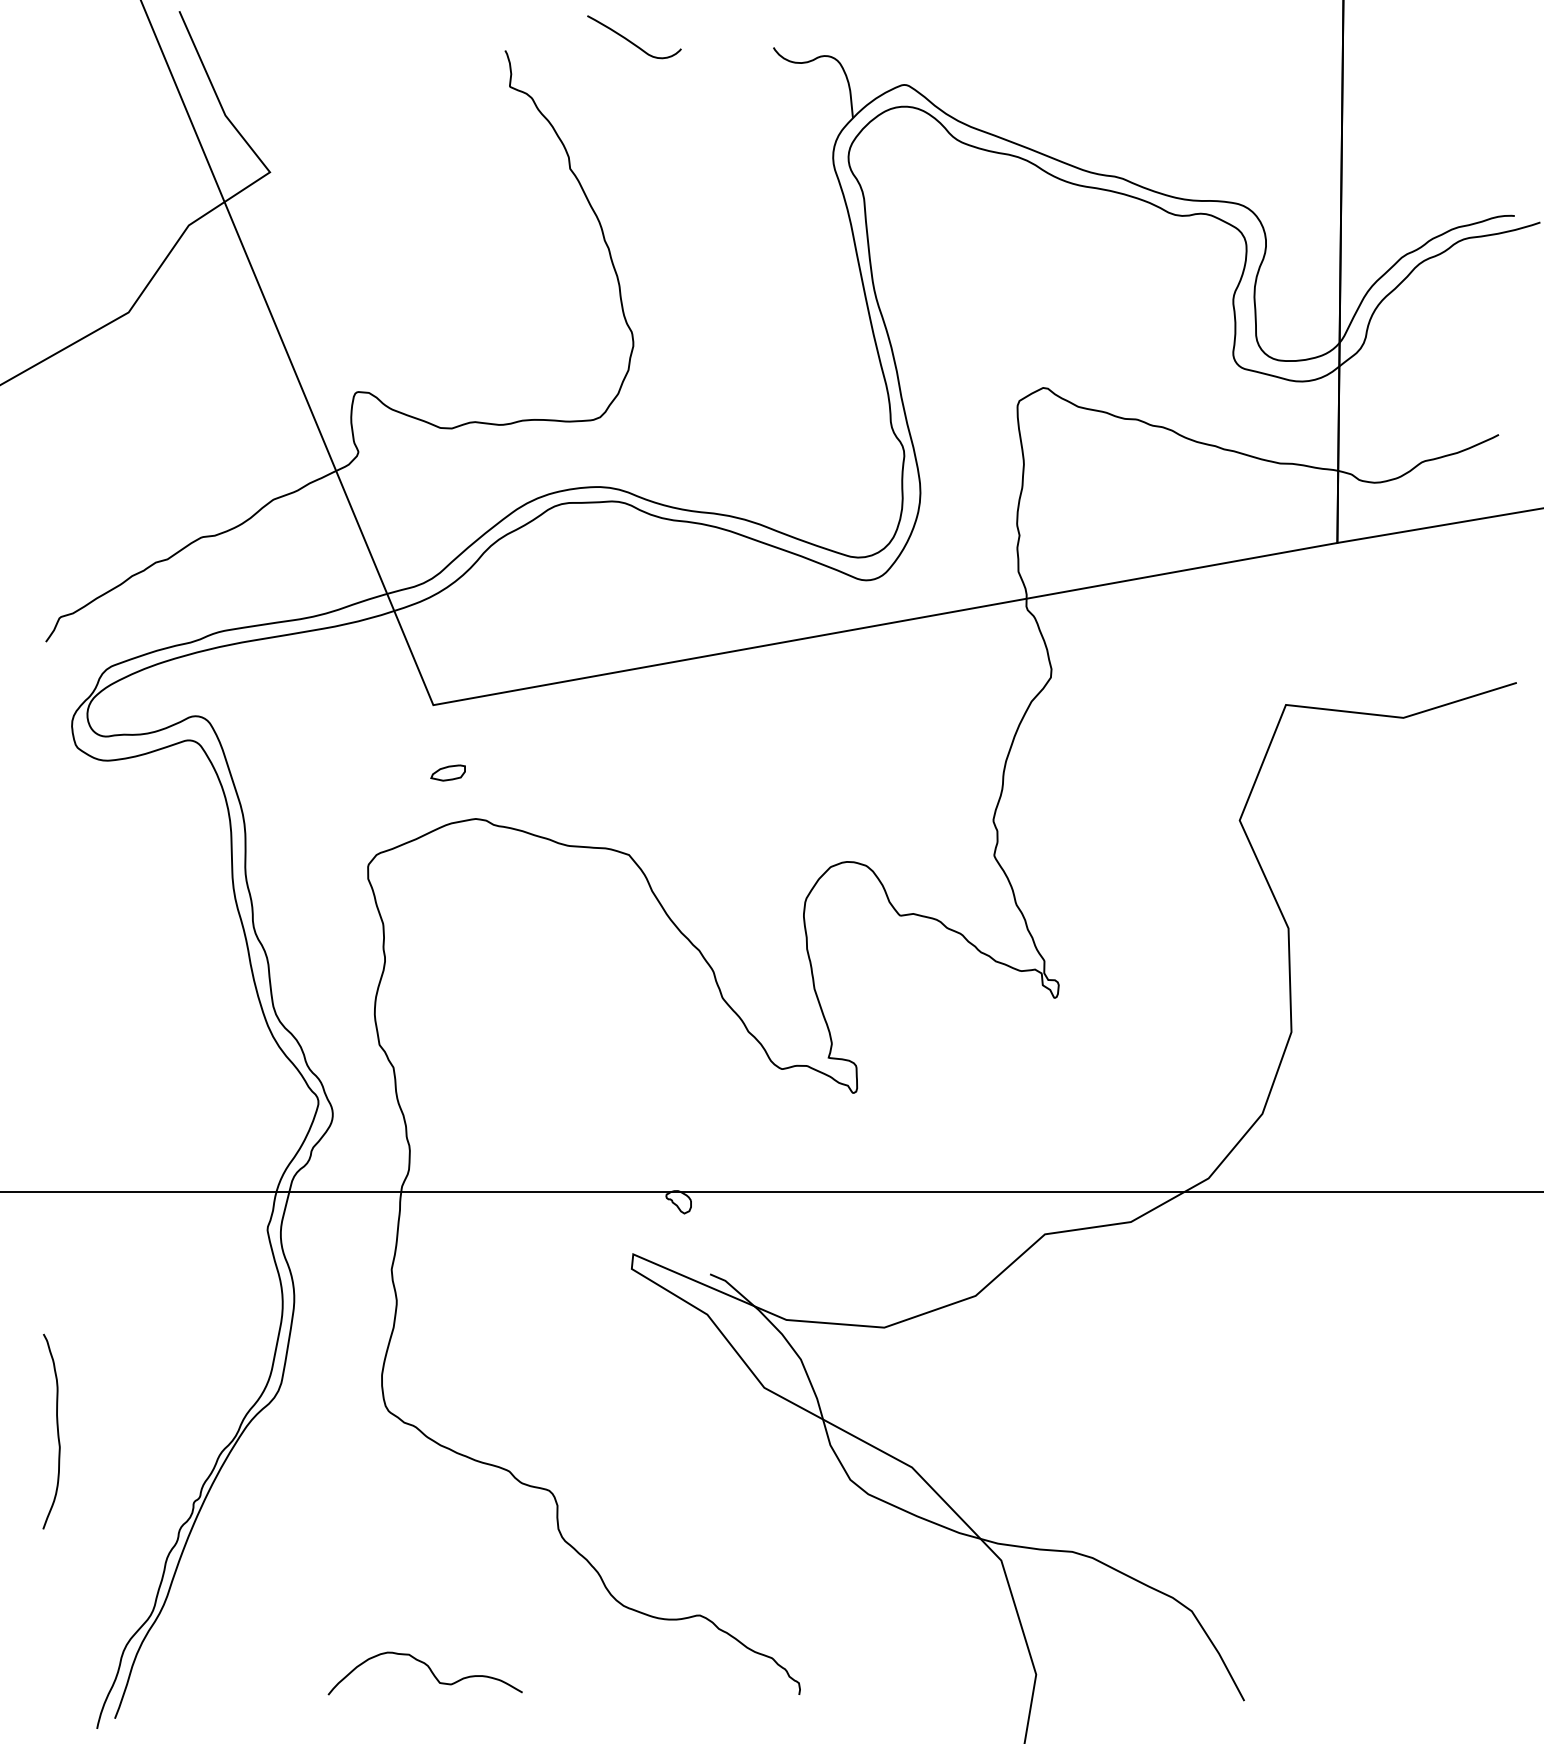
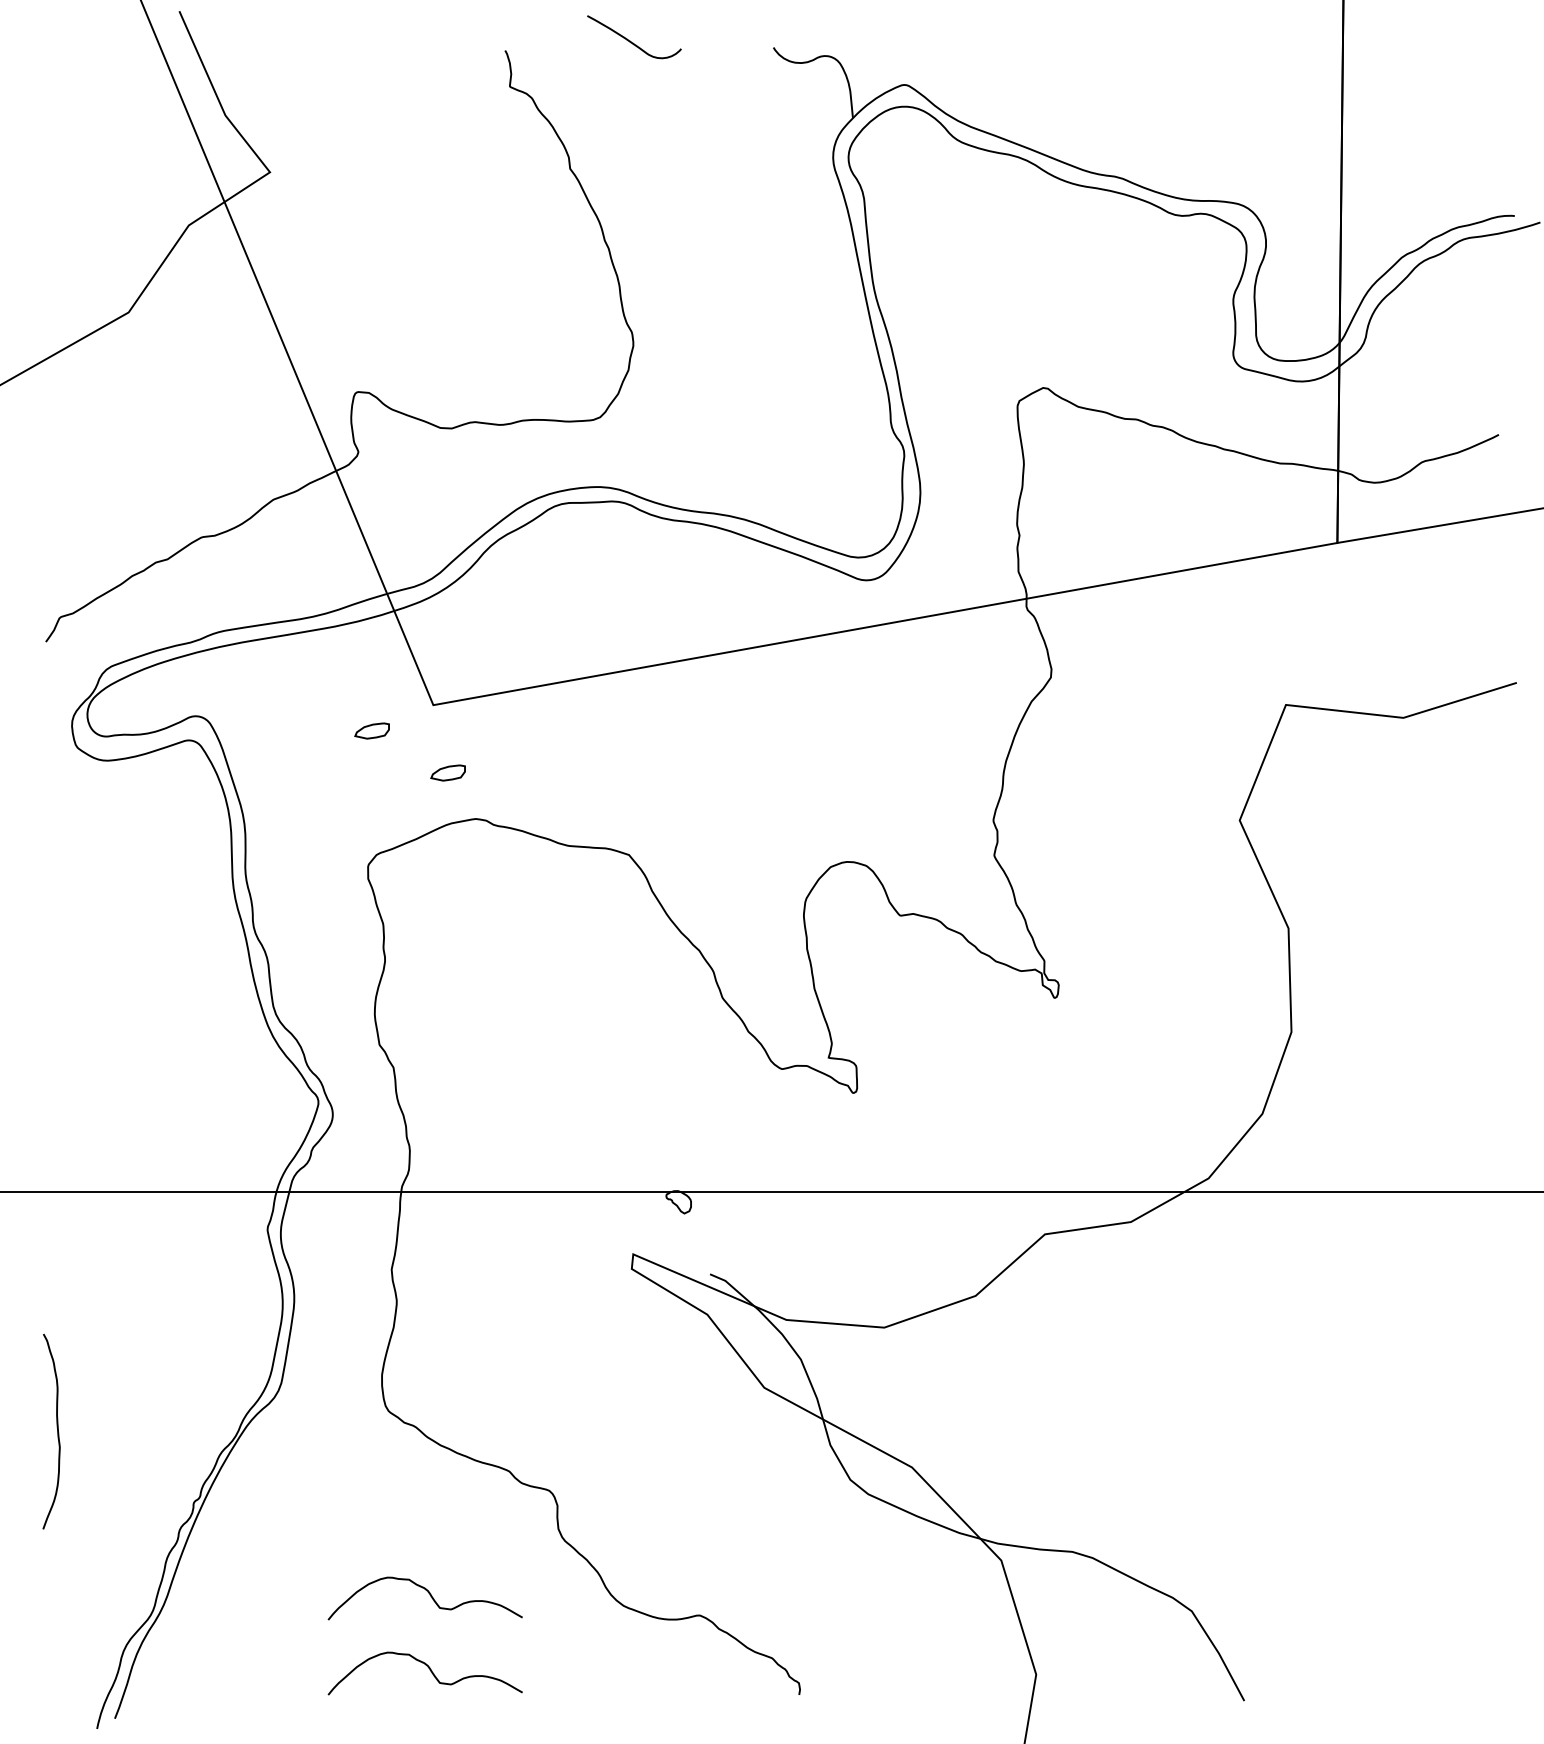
part: none -> present (371, 730)
curve: none -> present (429, 1595)
